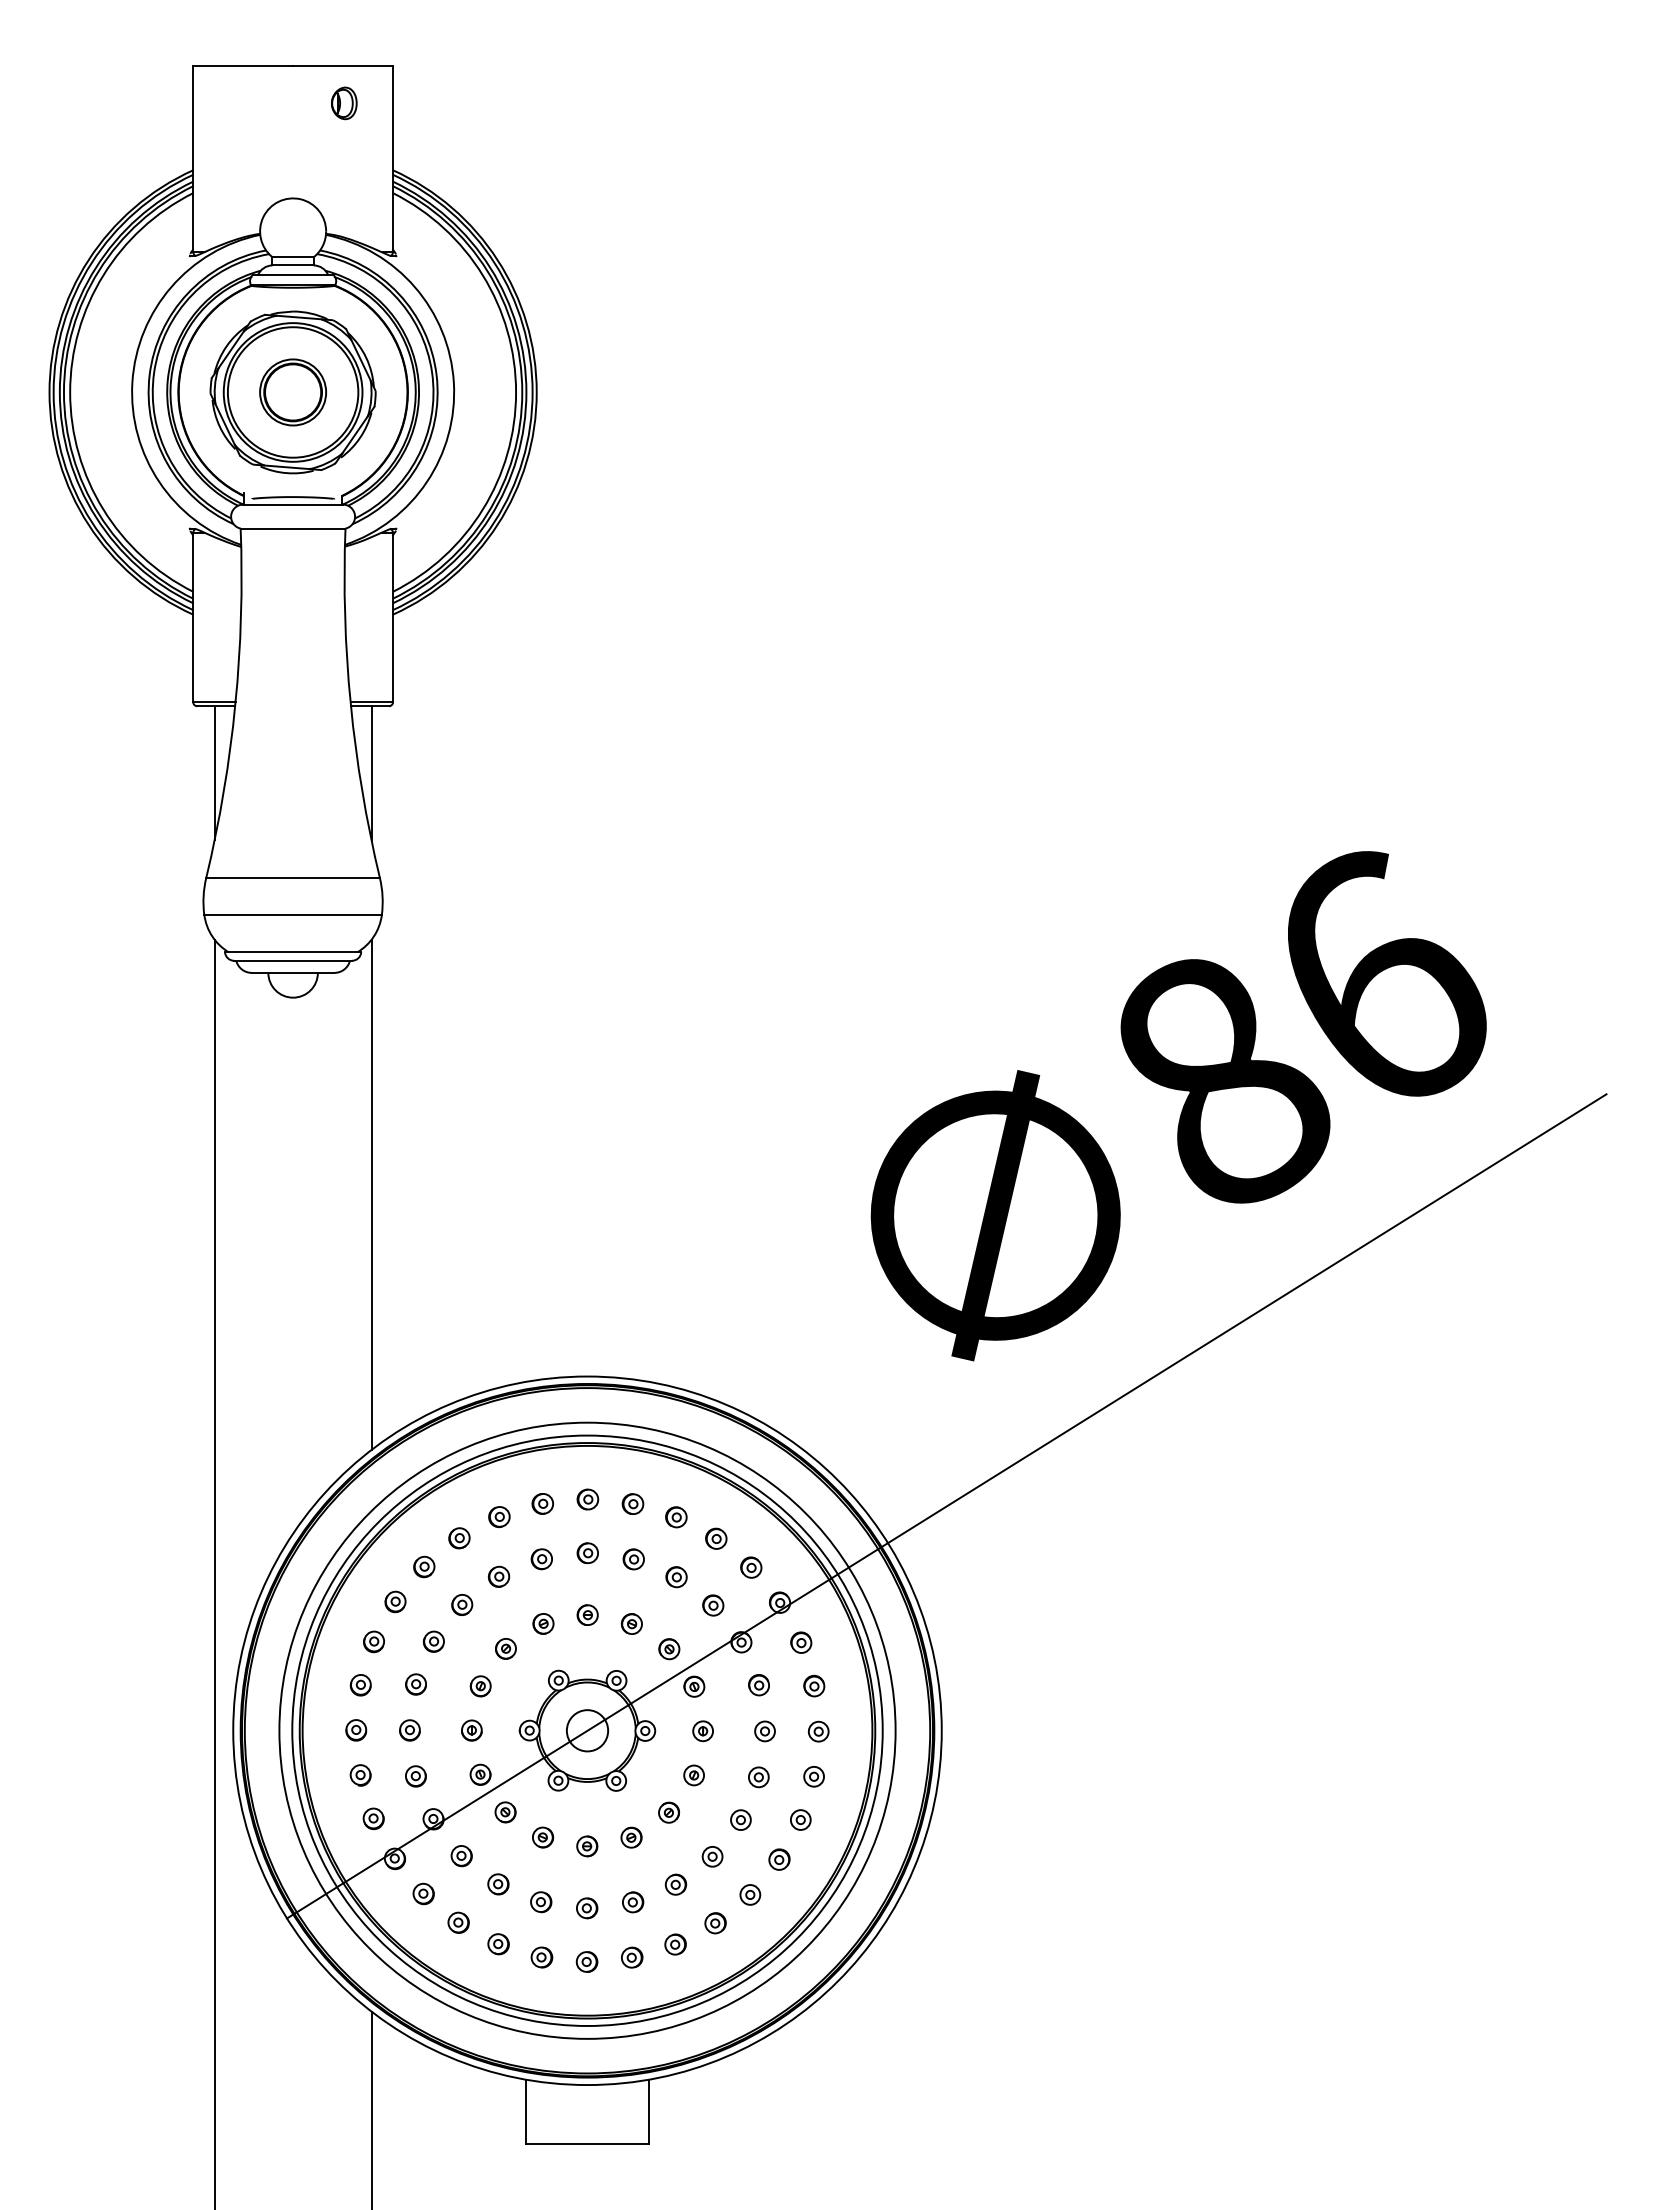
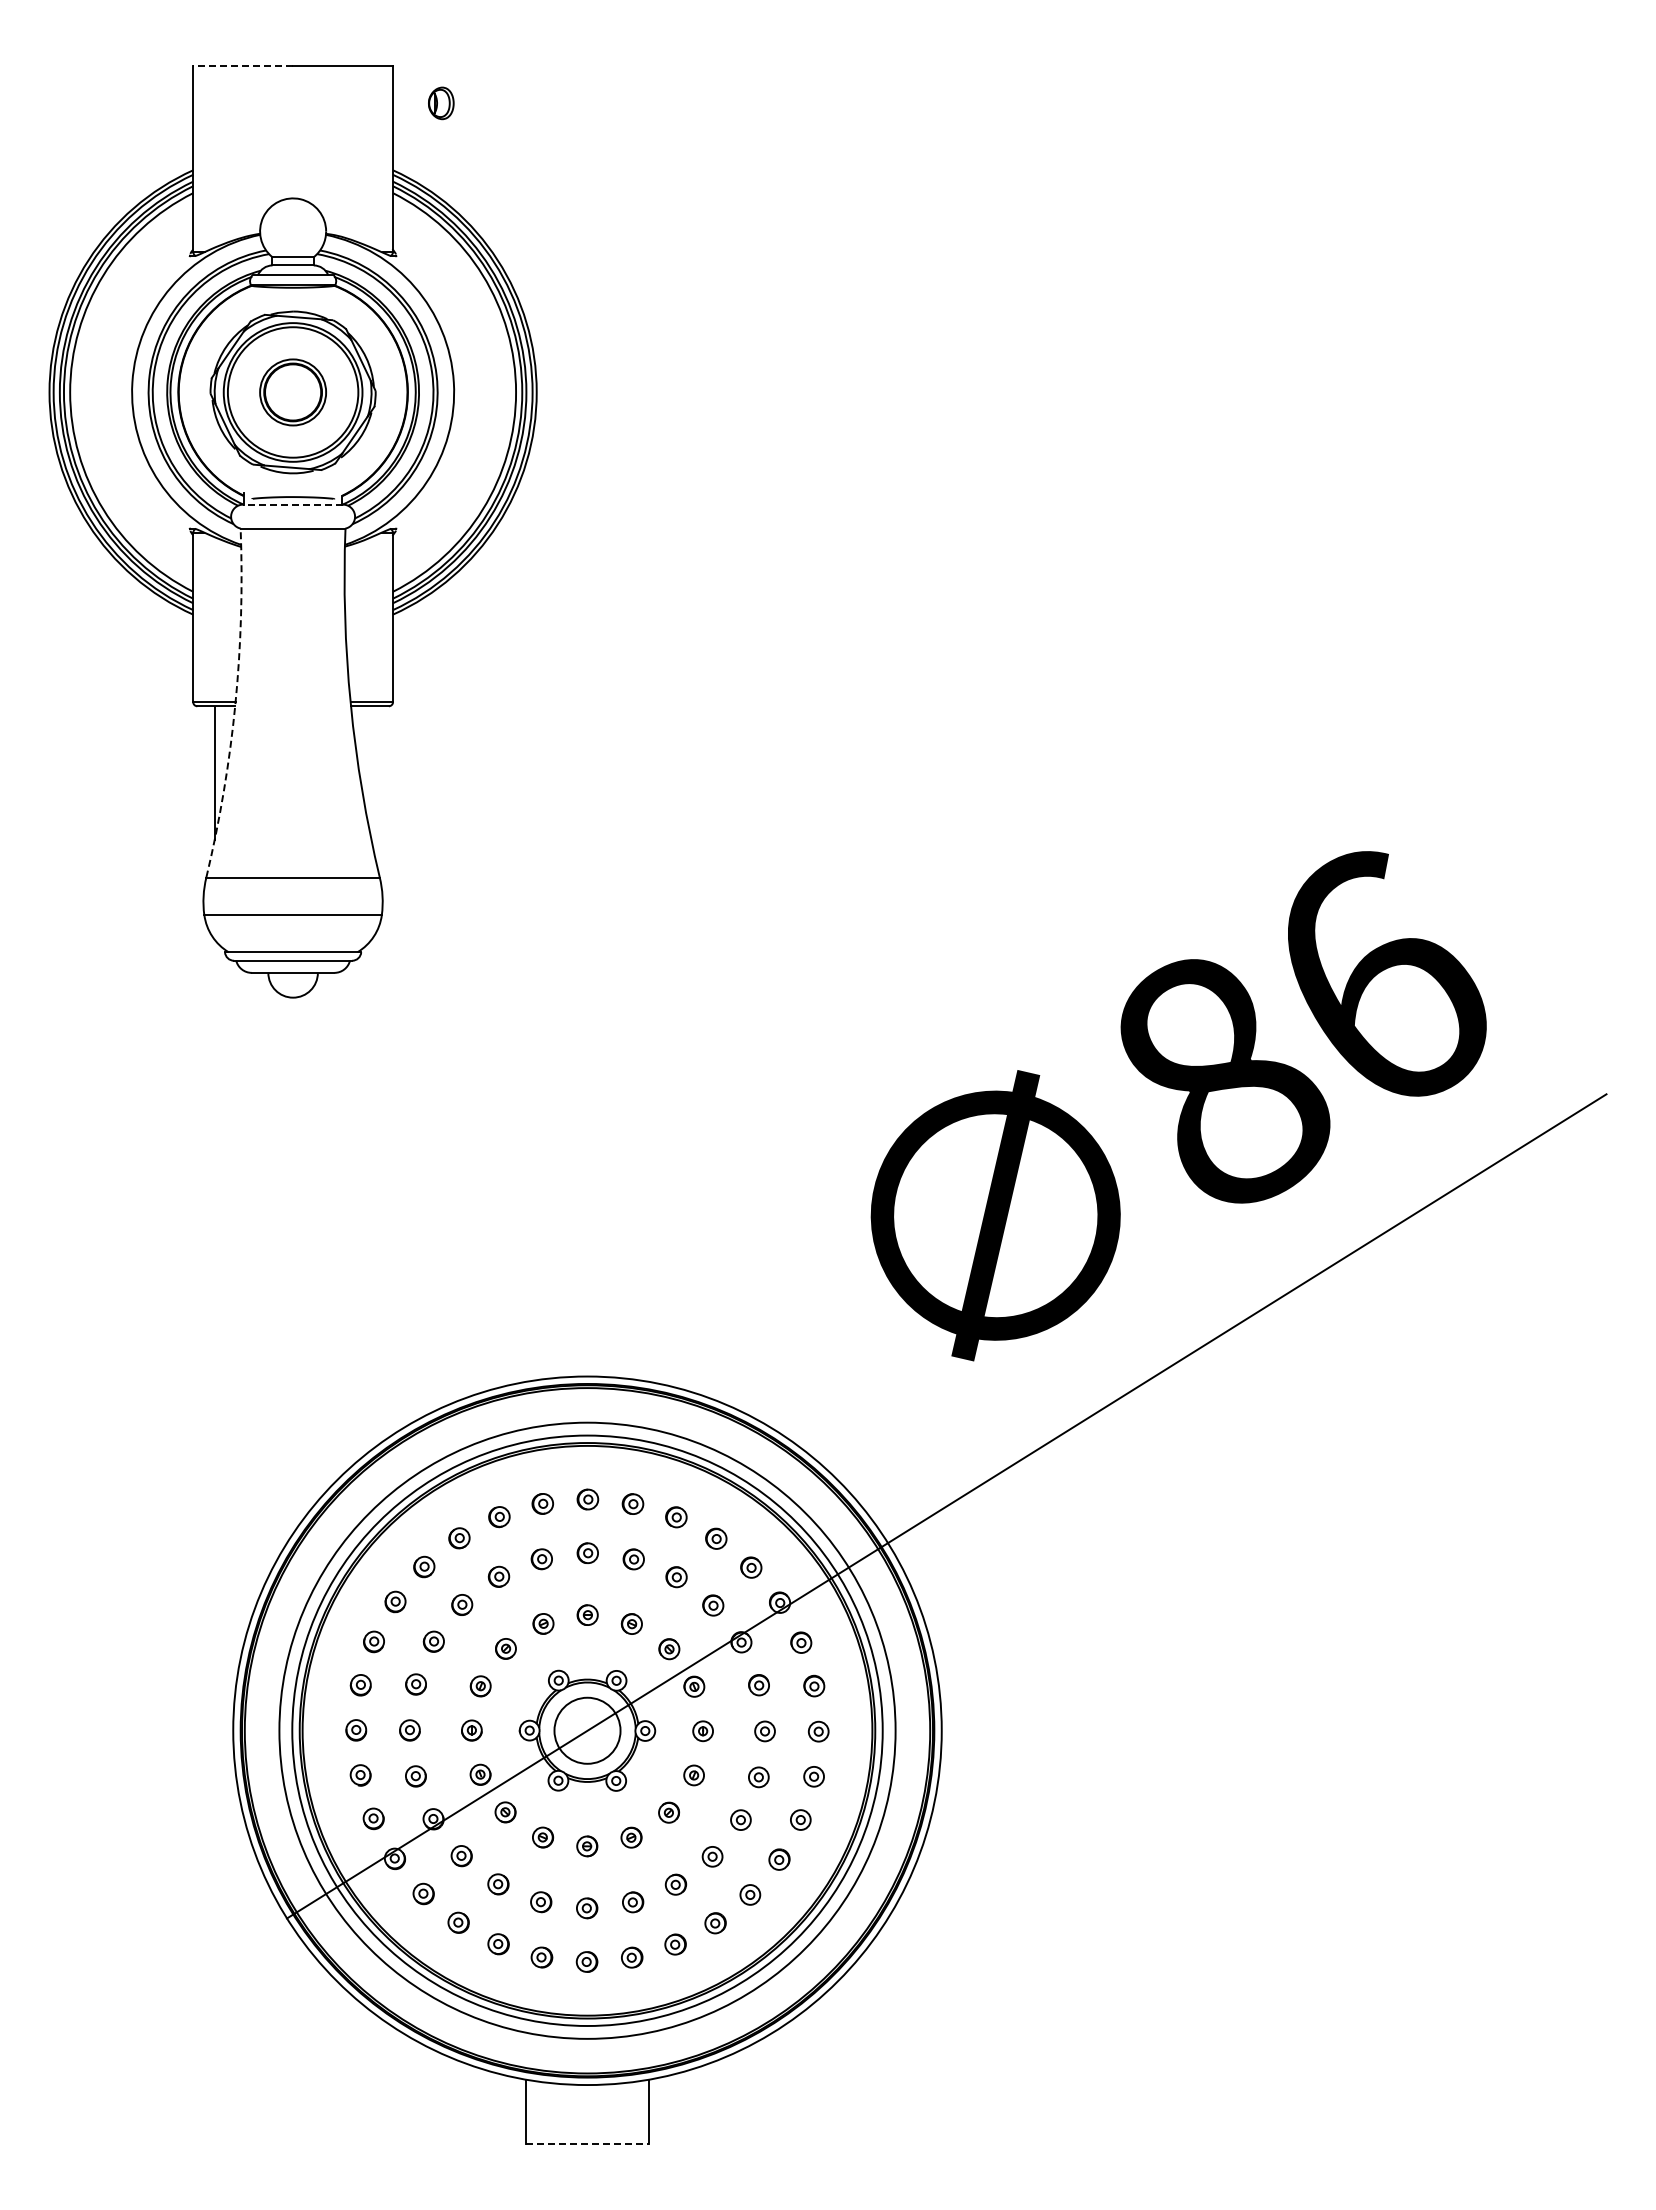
line: solid -> dashed (243, 66)
part position: (344, 103) -> (441, 103) (441, 103)
line: solid -> dashed (293, 504)
arc: solid -> dashed (235, 704)
line: present -> none (371, 773)
line: present -> none (371, 1194)
line: present -> none (214, 1572)
circle diameter: 41 px -> 66 px (587, 1730)
line: present -> none (371, 2108)
line: solid -> dashed (587, 2143)
